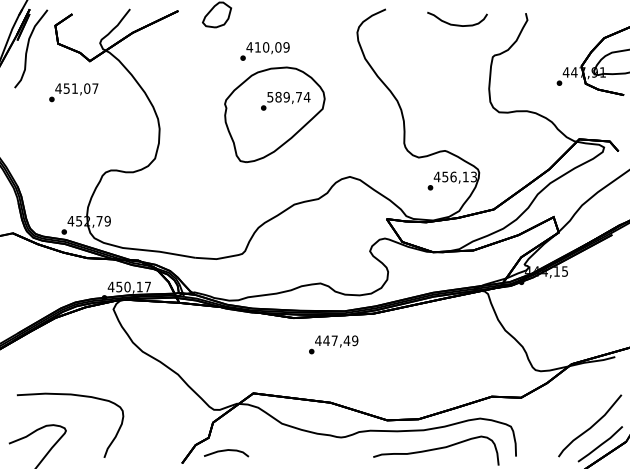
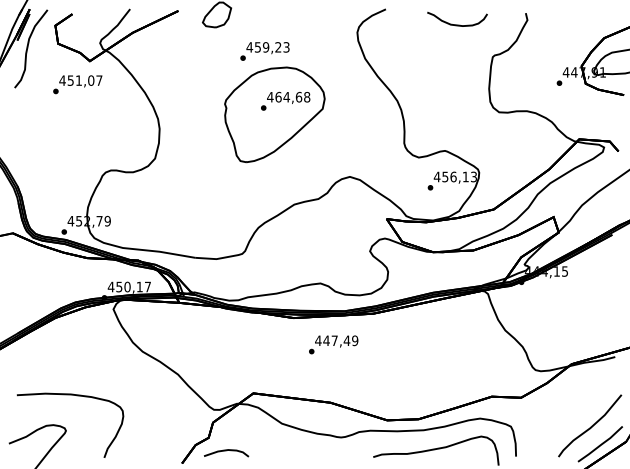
text: 410,09 -> 459,23 (271, 47)
text position: (73, 92) -> (77, 84) (77, 84)
text: 589,74 -> 464,68 (288, 96)
